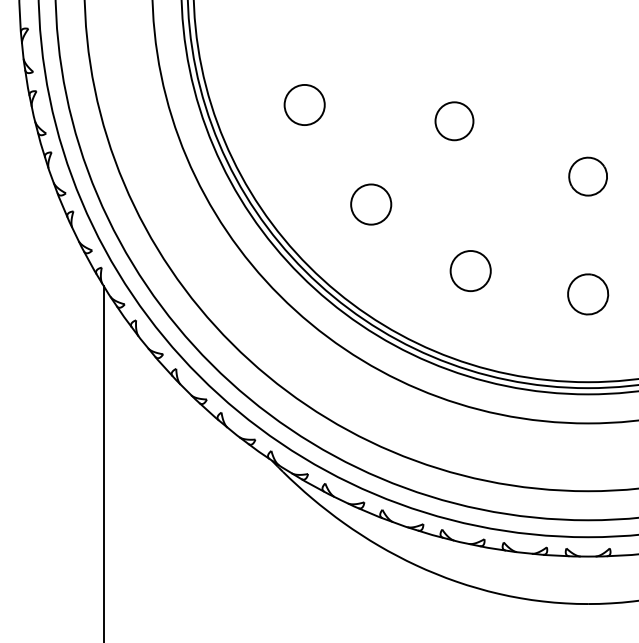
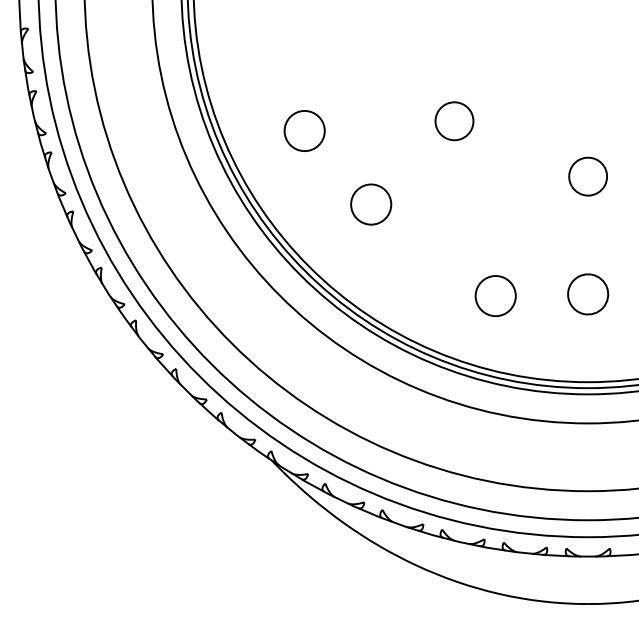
circle position: (304, 104) -> (304, 130) (304, 130)
circle position: (470, 270) -> (495, 295) (495, 295)
line: present -> none (103, 462)
